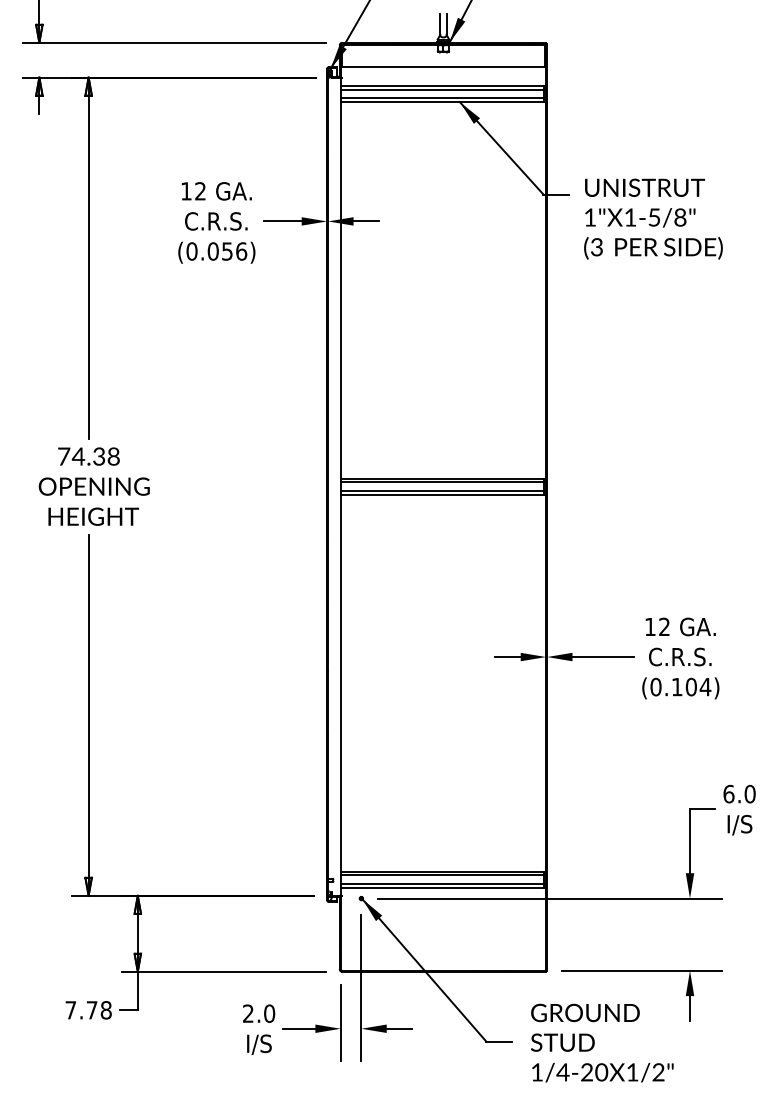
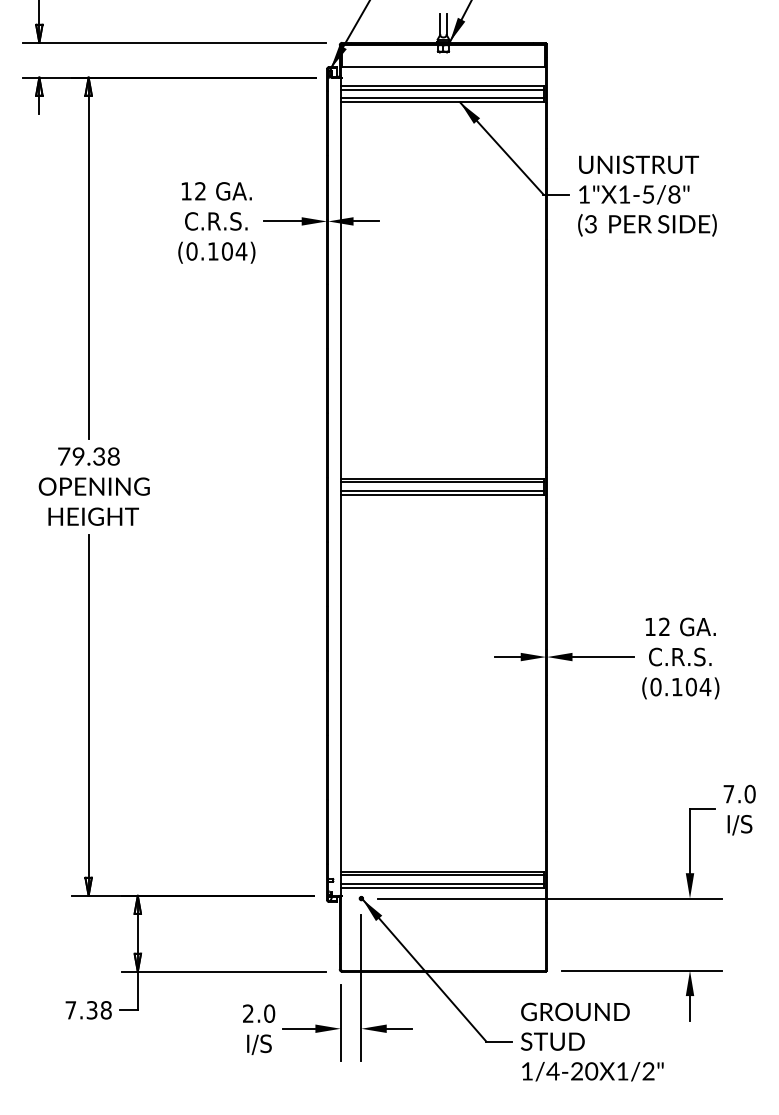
text position: (653, 218) -> (647, 195) (647, 195)
text: (0.056) -> (0.104) (227, 251)
text: 74.38 -> 79.38 (78, 456)
text: 6.0 -> 7.0 (728, 793)
text: 7.78 -> 7.38 (91, 1010)
text position: (602, 1042) -> (592, 1041) (592, 1041)
